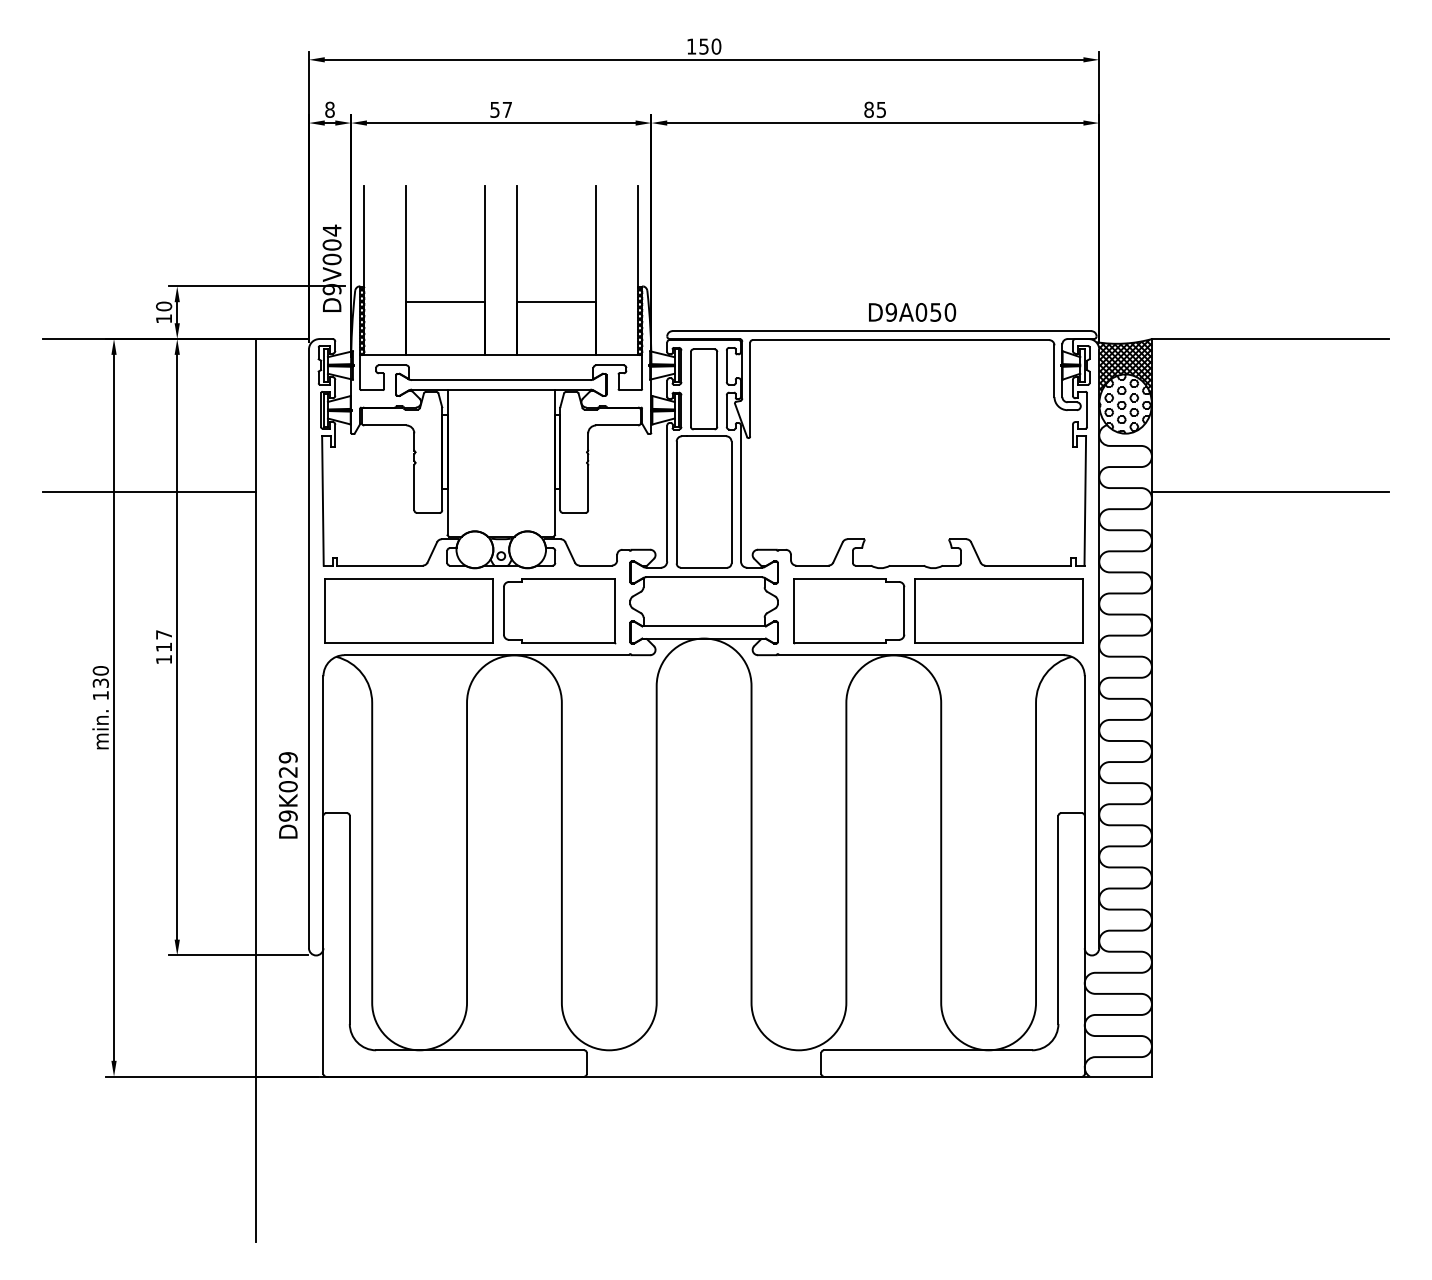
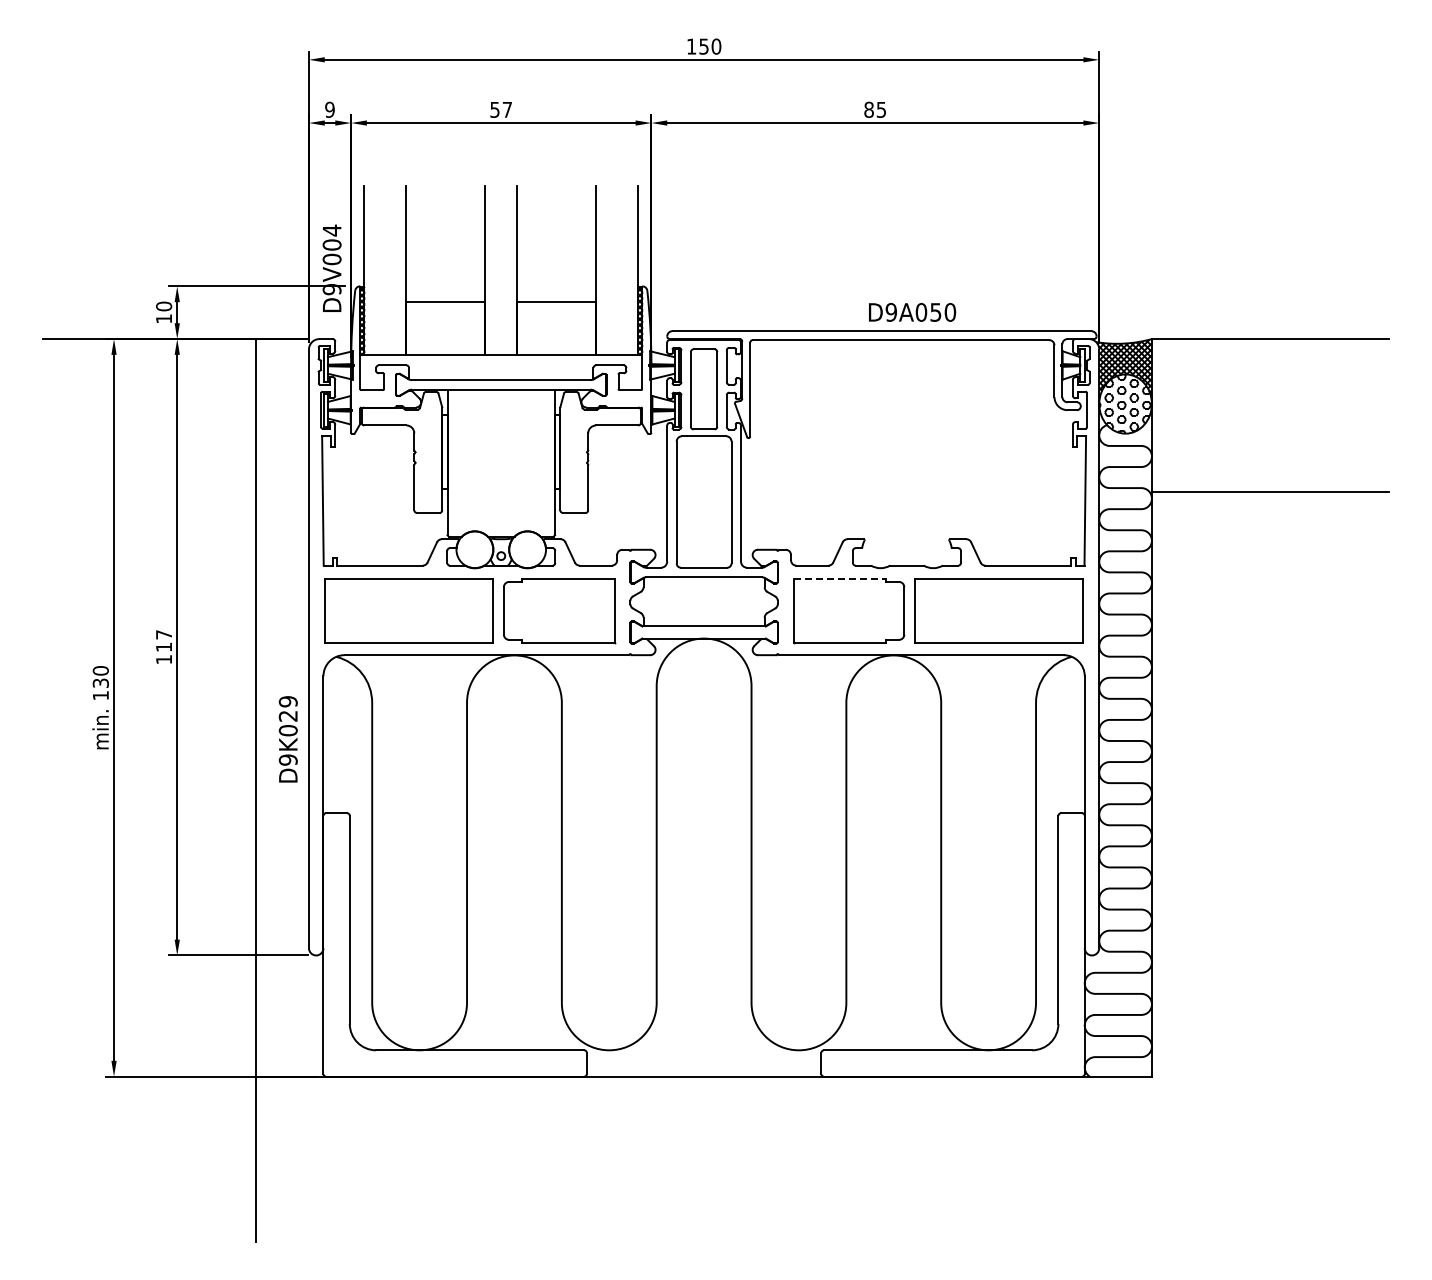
text: 8 -> 9 (329, 109)
line: present -> none (149, 491)
line: solid -> dashed (840, 578)
text position: (287, 795) -> (287, 739) (287, 739)
